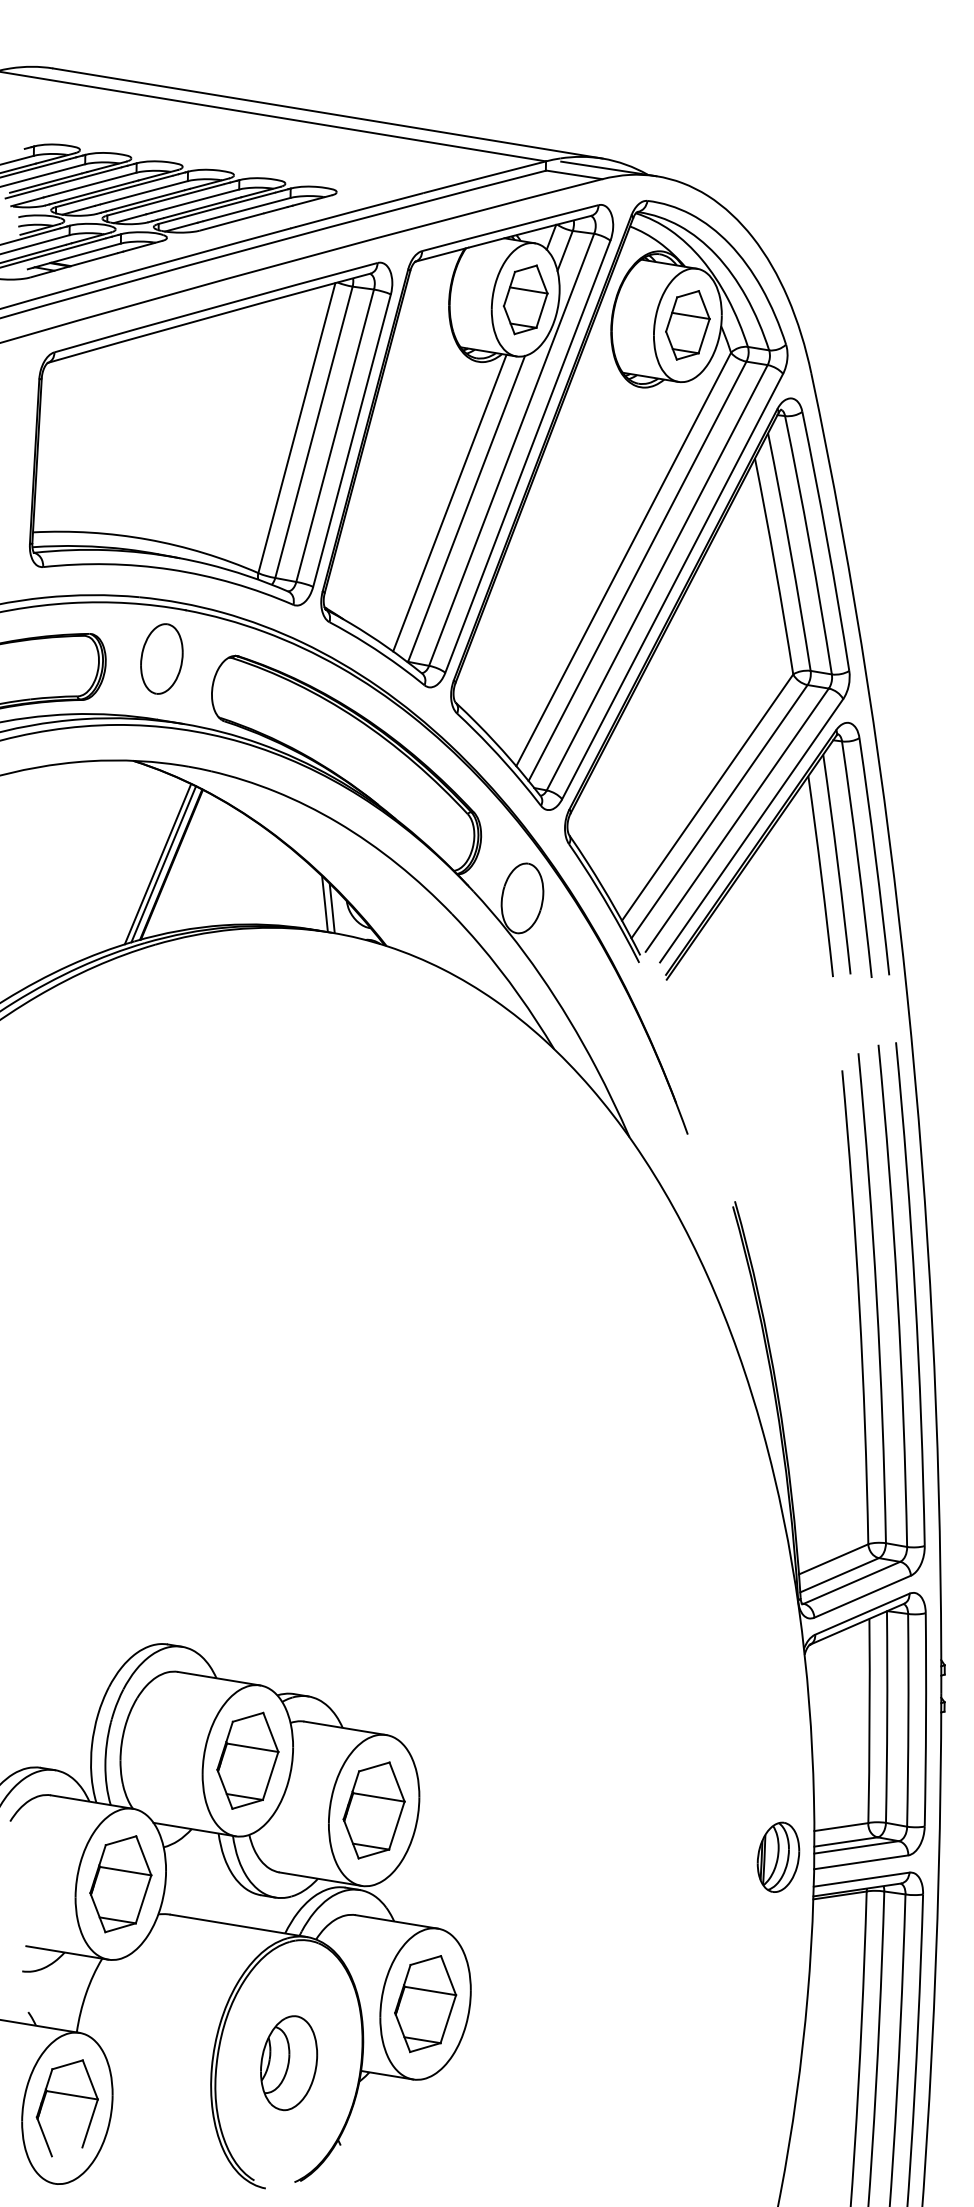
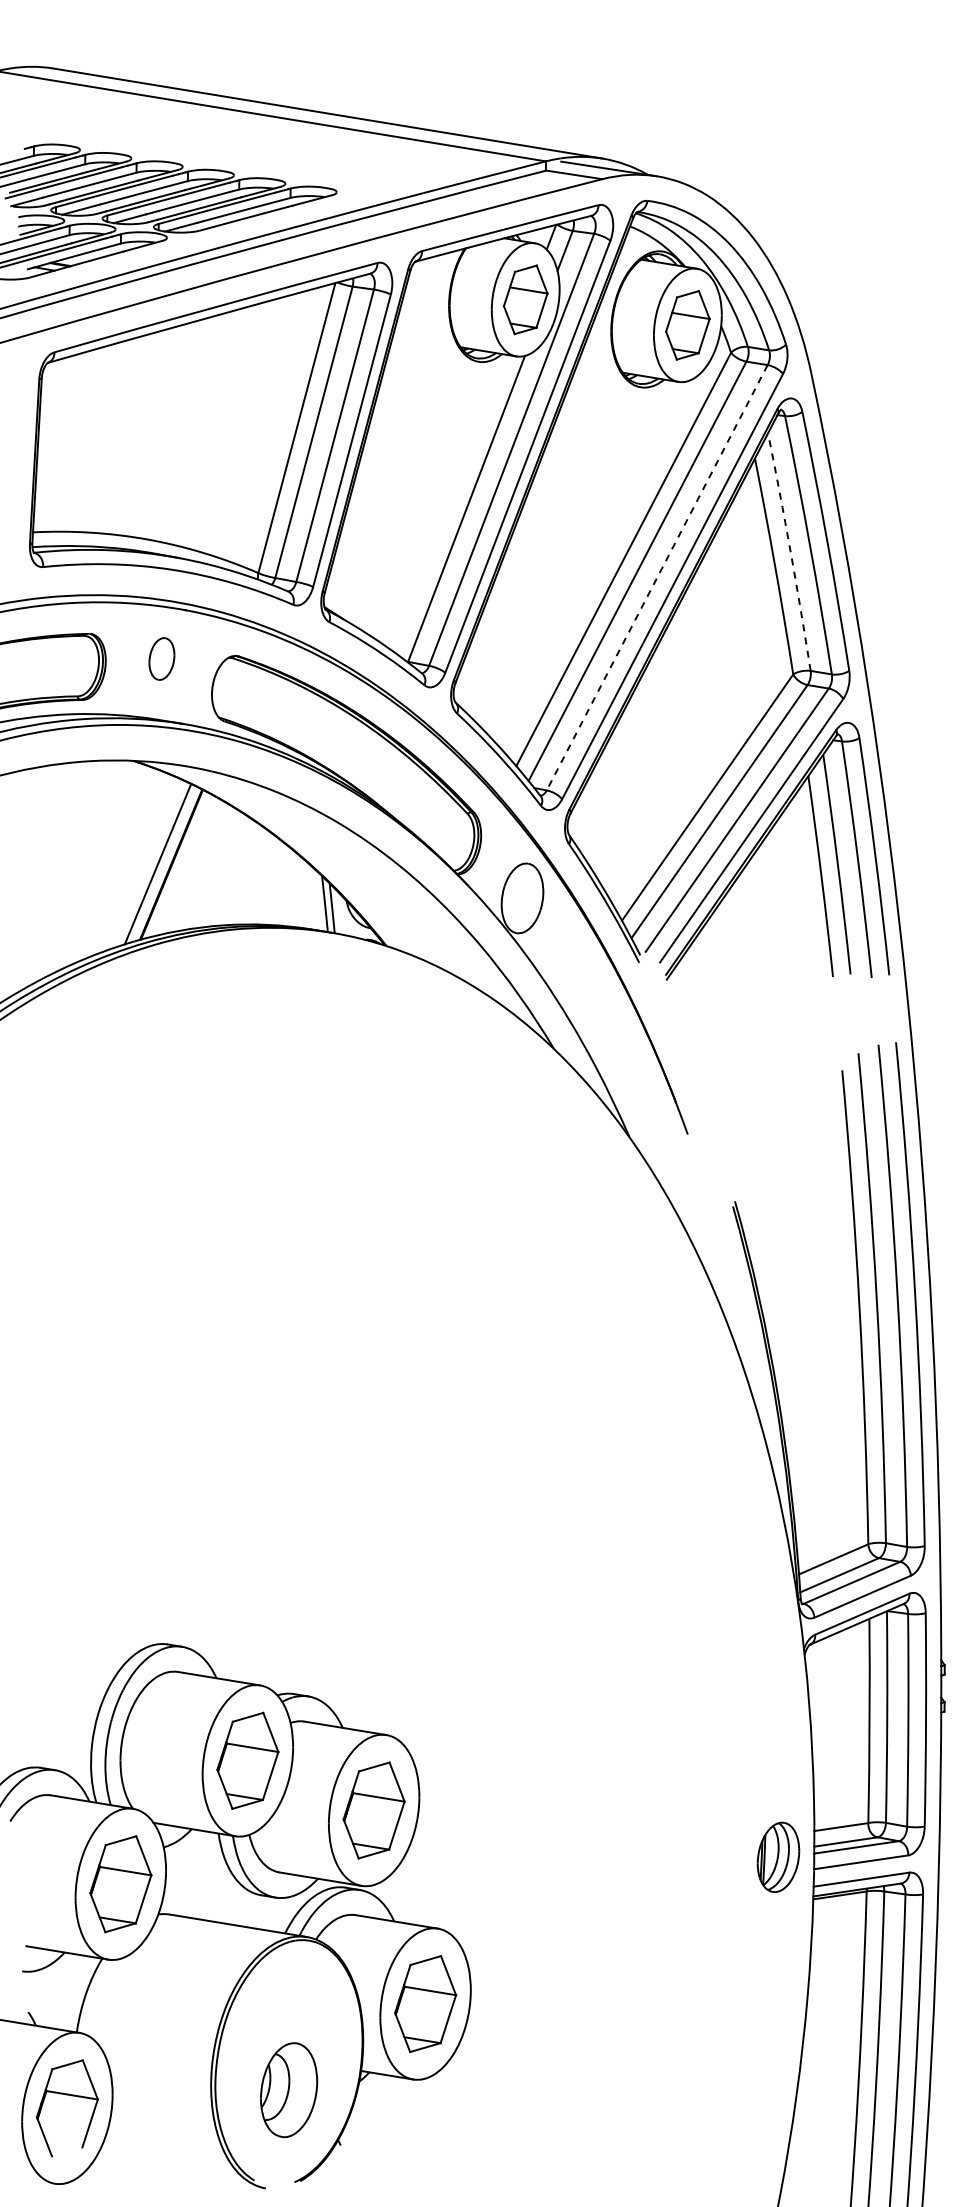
line: present -> none (449, 502)
arc: solid -> dashed (790, 551)
line: solid -> dashed (657, 577)
part size: 44x72 px -> 28x44 px (161, 658)
line: present -> none (163, 864)
part position: (289, 2063) -> (289, 2090) (289, 2090)
